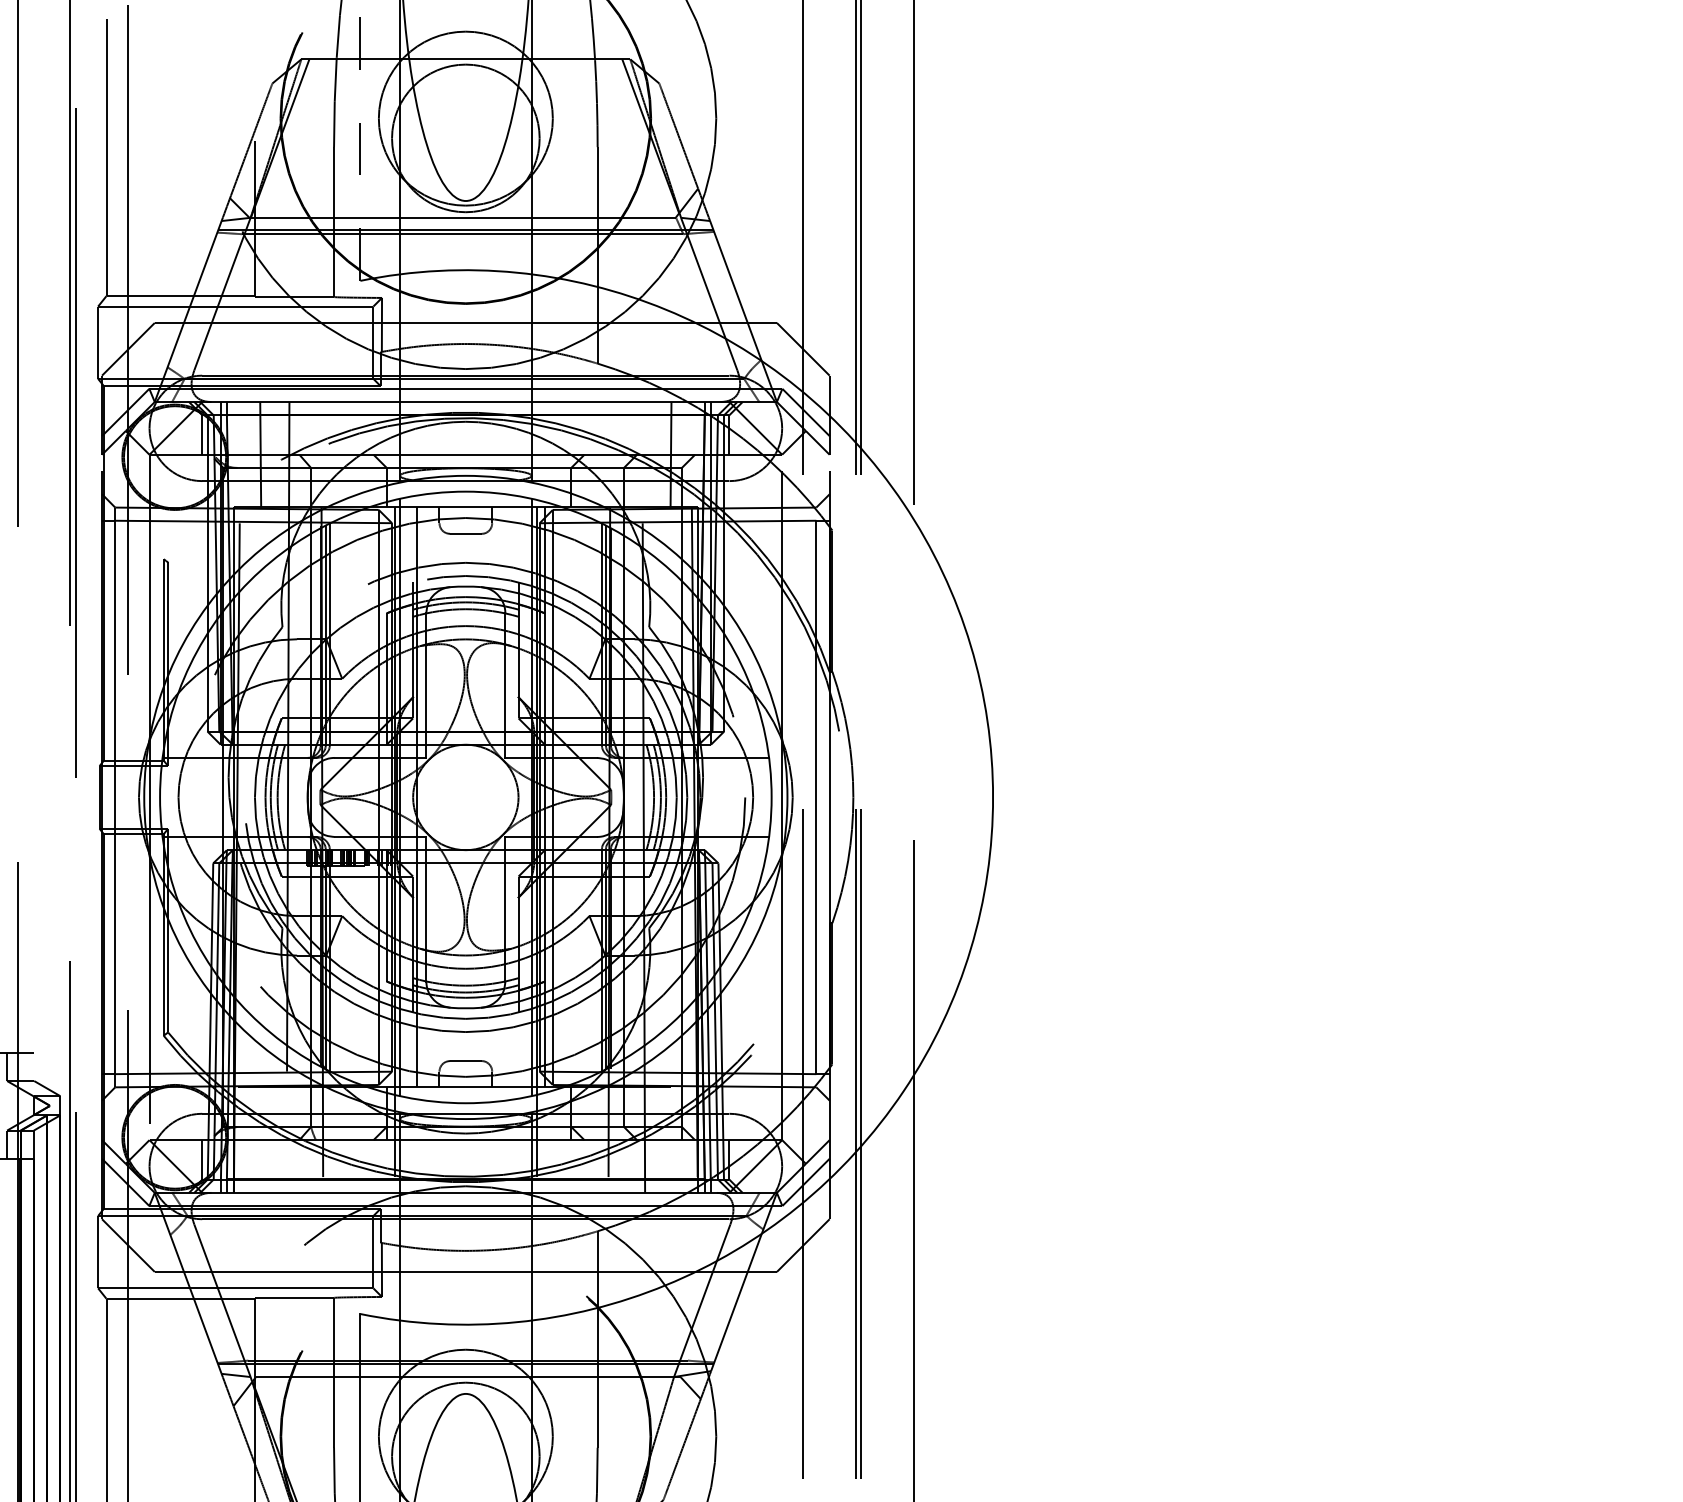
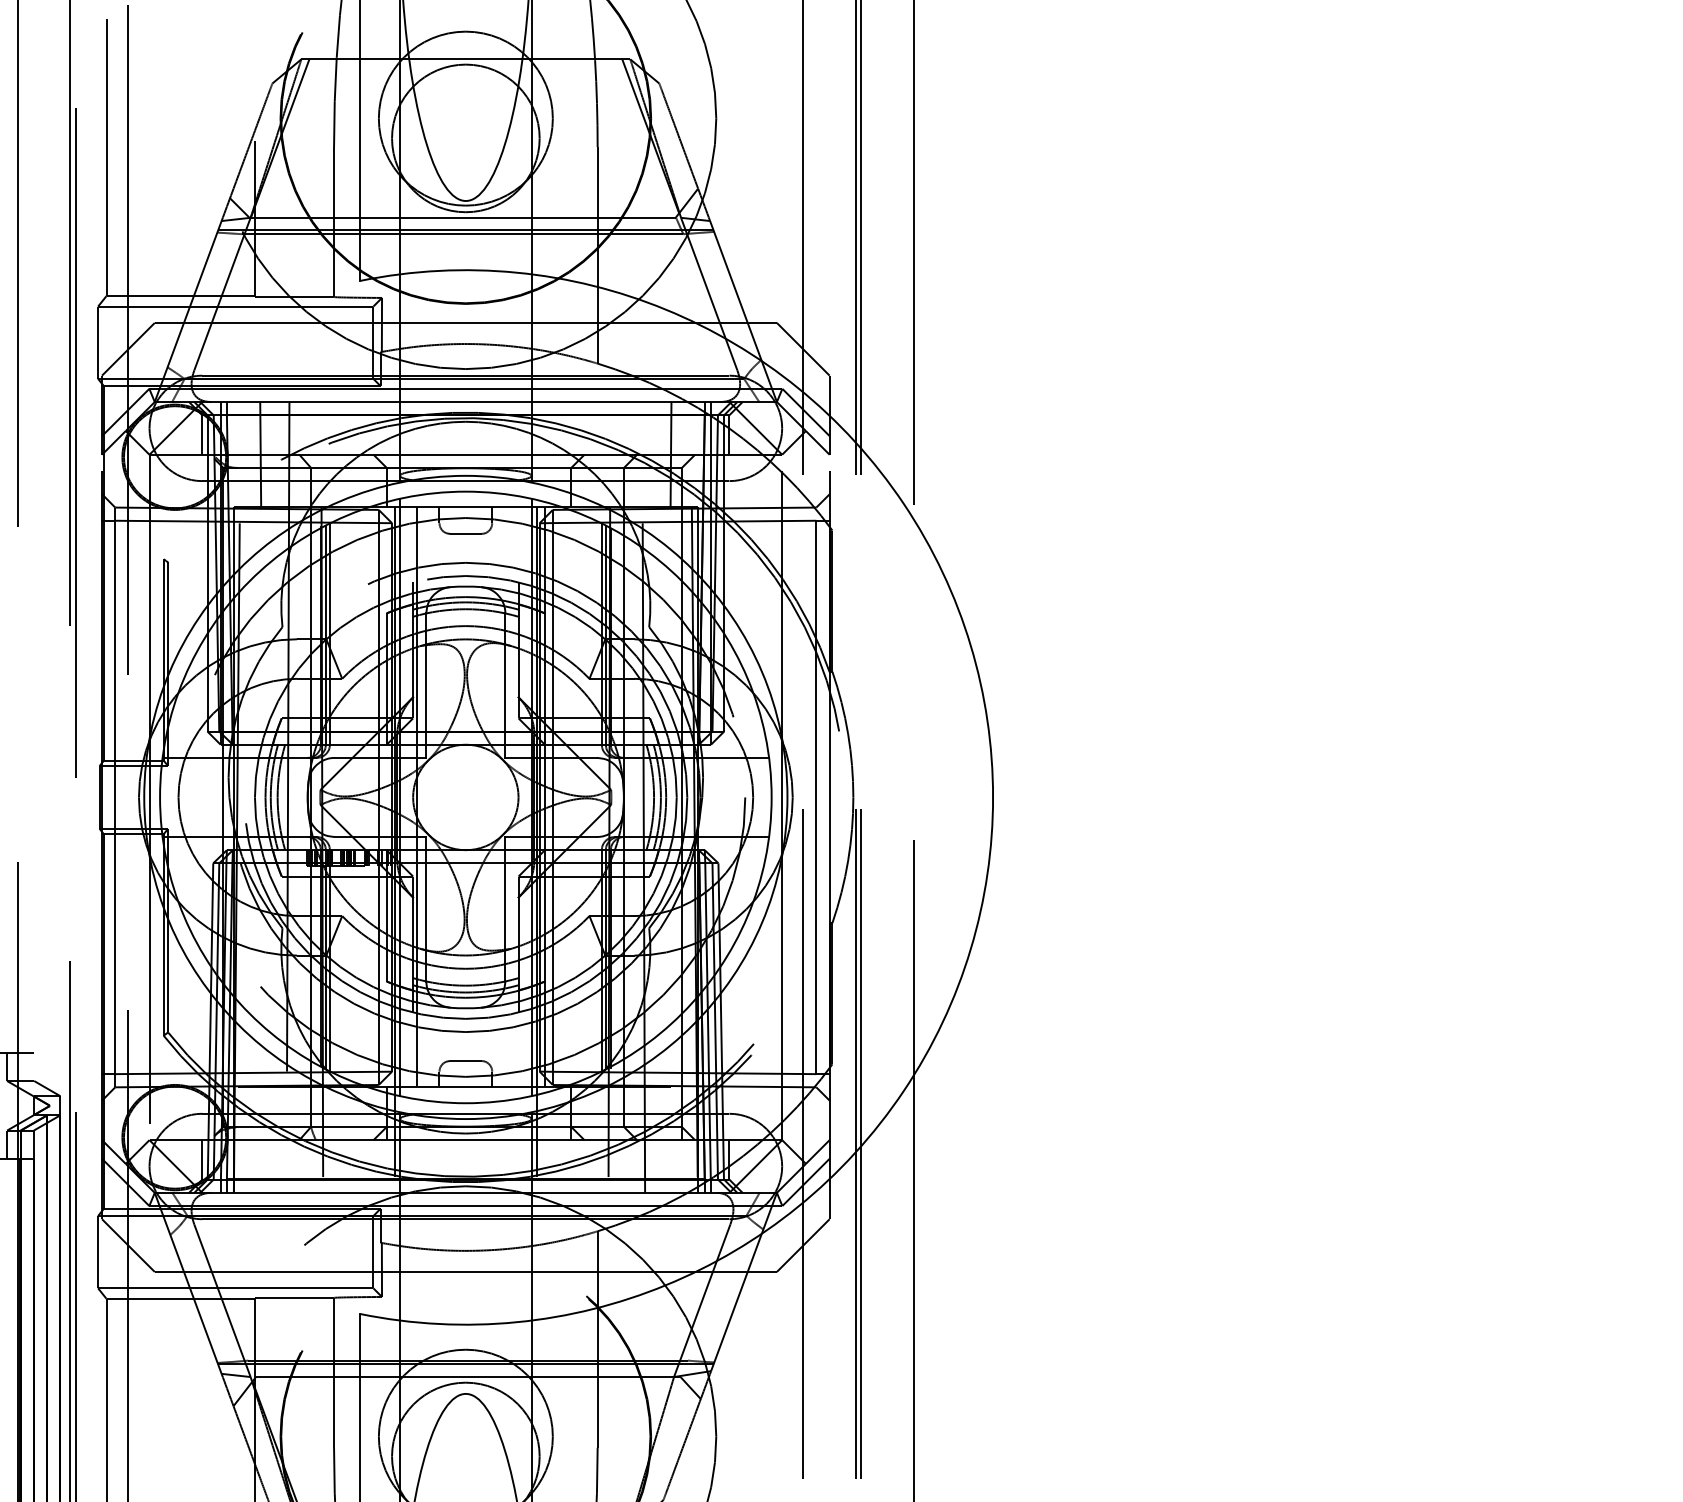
line: dashed -> solid (360, 140)
